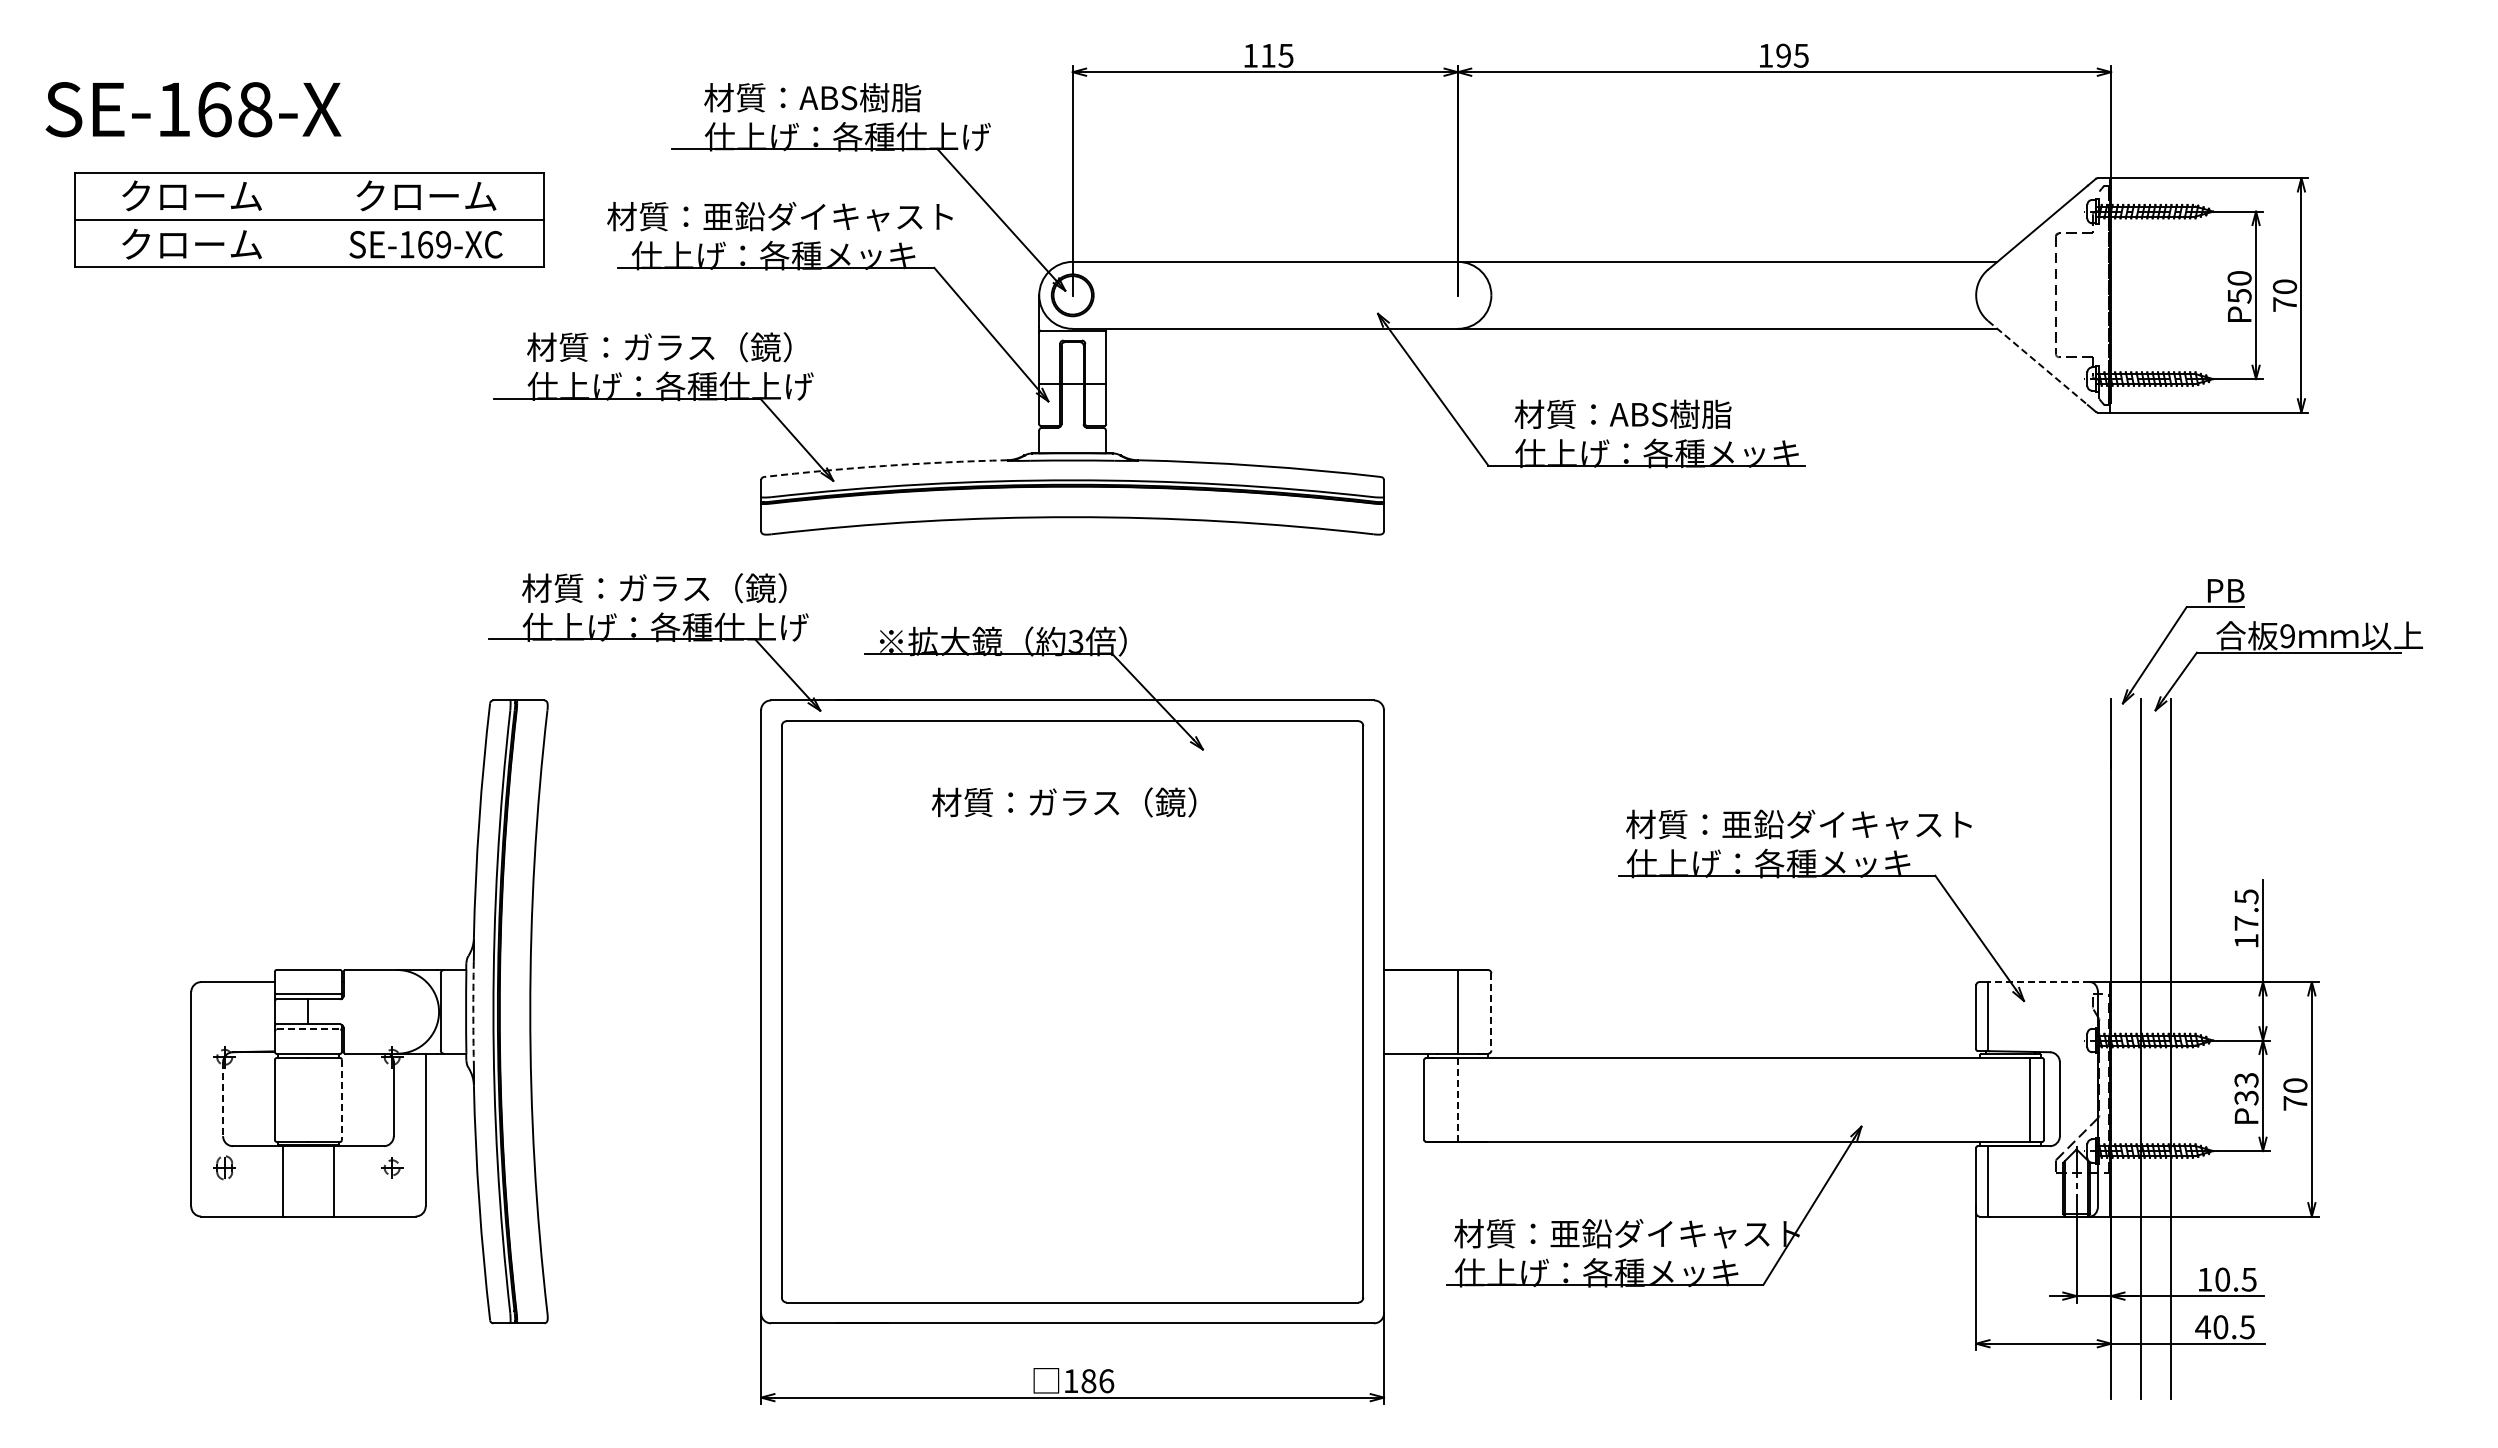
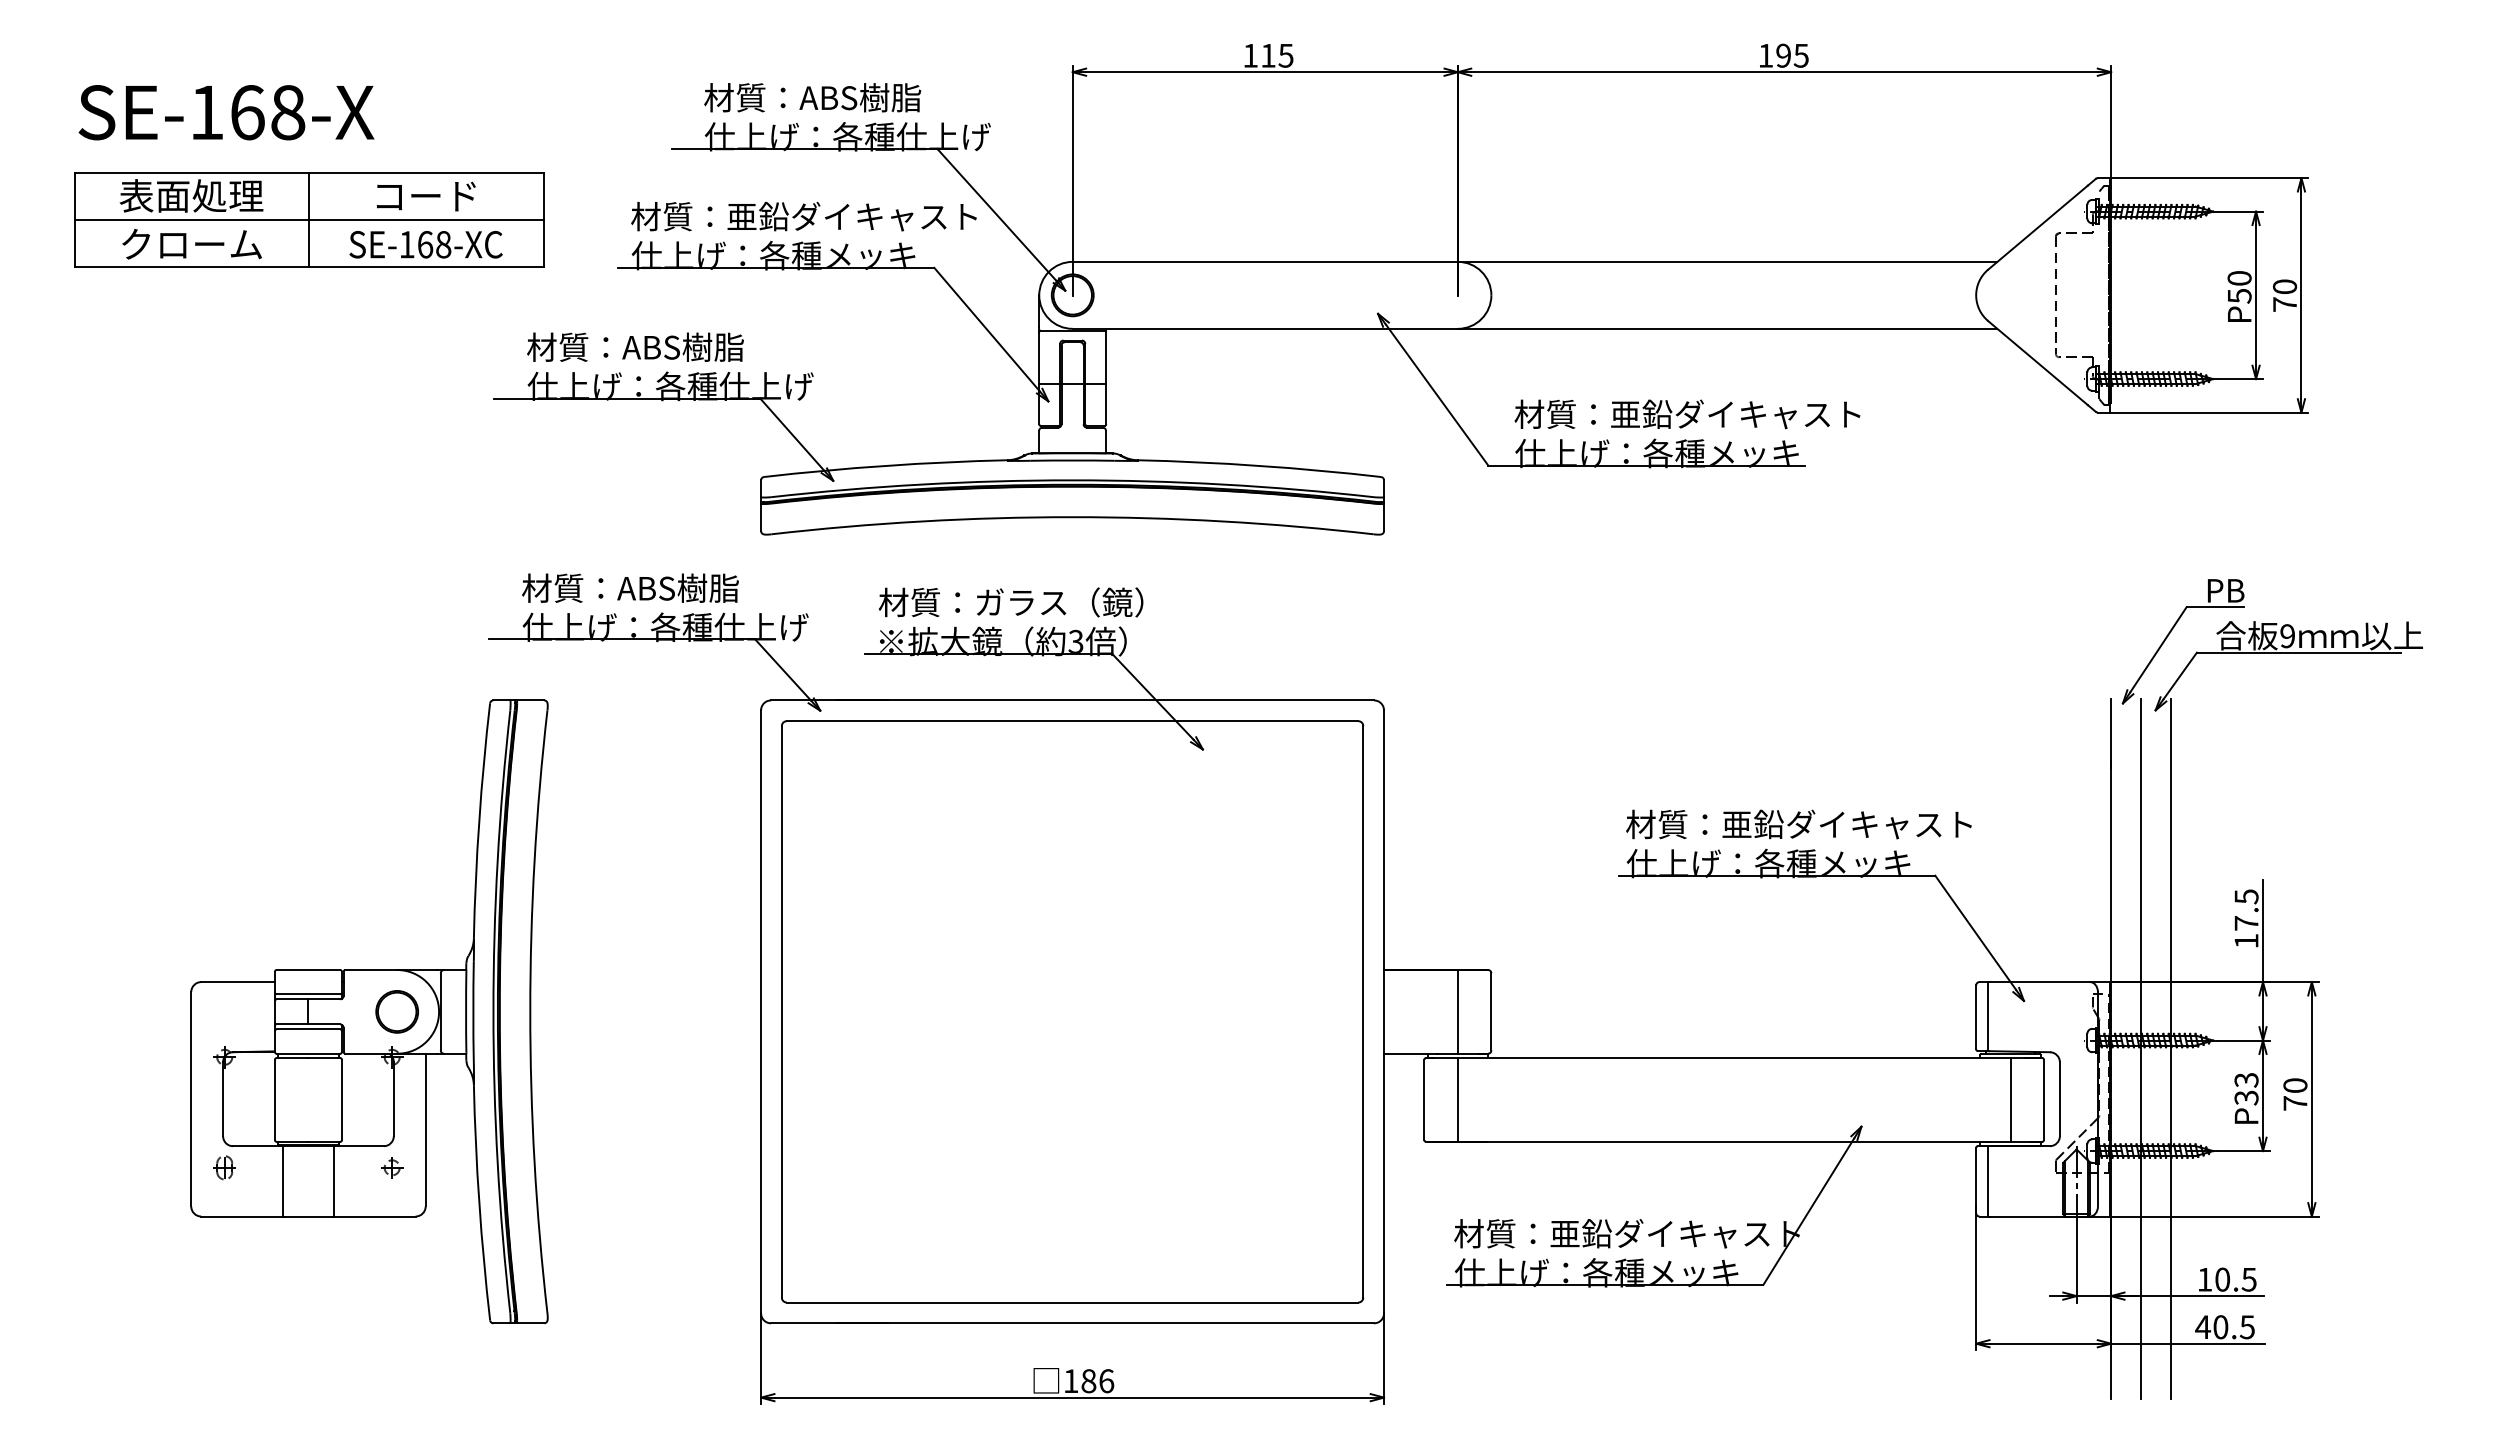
text position: (193, 109) -> (226, 112) (226, 112)
text: クローム -> 表面処理 (191, 195)
text: クローム -> コード (426, 195)
text position: (779, 216) -> (803, 216) (803, 216)
line: none -> present (309, 219)
text: SE-169-XC -> SE-168-XC (443, 244)
text: 材質：ガラス（鏡） -> 材質：ABS樹脂 (706, 347)
line: dashed -> solid (2038, 363)
text: 材質：ABS樹脂 -> 材質：亜鉛ダイキャスト (1734, 414)
arc: dashed -> solid (885, 465)
text: 材質：ガラス（鏡） -> 材質：ABS樹脂 (701, 588)
text position: (1063, 802) -> (1010, 602) (1010, 602)
line: dashed -> solid (2040, 982)
part: none -> present (396, 1011)
arc: dashed -> solid (473, 1011)
line: dashed -> solid (1491, 1011)
line: dashed -> solid (308, 1029)
line: dashed -> solid (223, 1099)
line: dashed -> solid (1457, 1099)
line position: (2029, 1099) -> (2010, 1099) (2010, 1099)
line: dashed -> solid (341, 1100)
